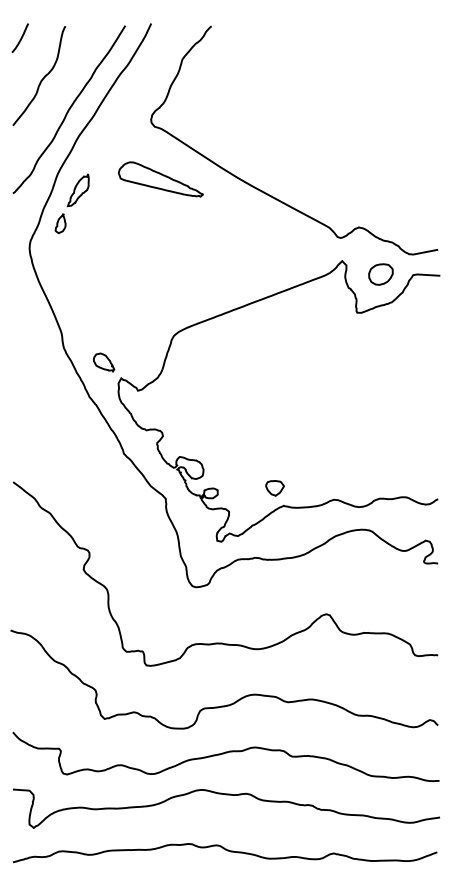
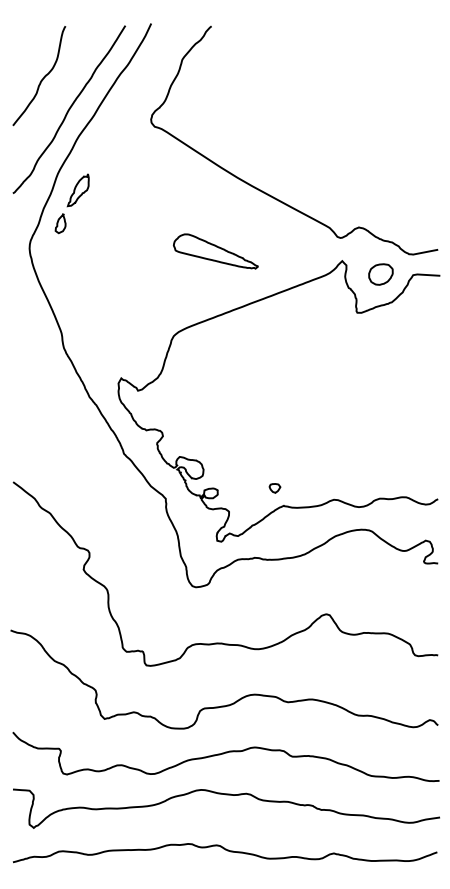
curve: present -> none (20, 38)
part position: (160, 179) -> (215, 251) (215, 251)
part: present -> none (104, 362)
part size: 20x17 px -> 14x11 px (274, 488)
